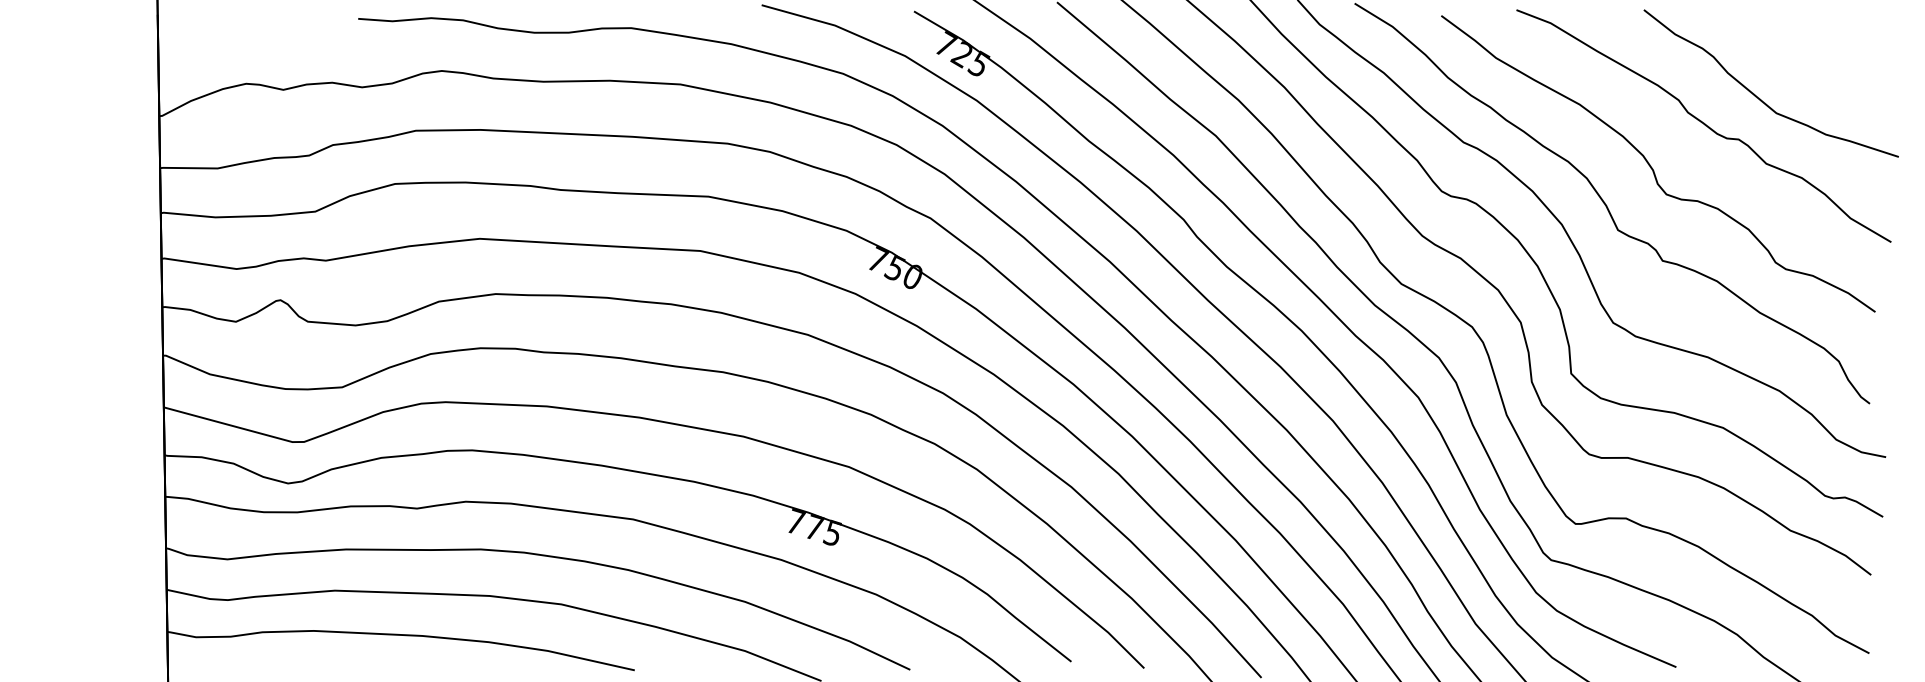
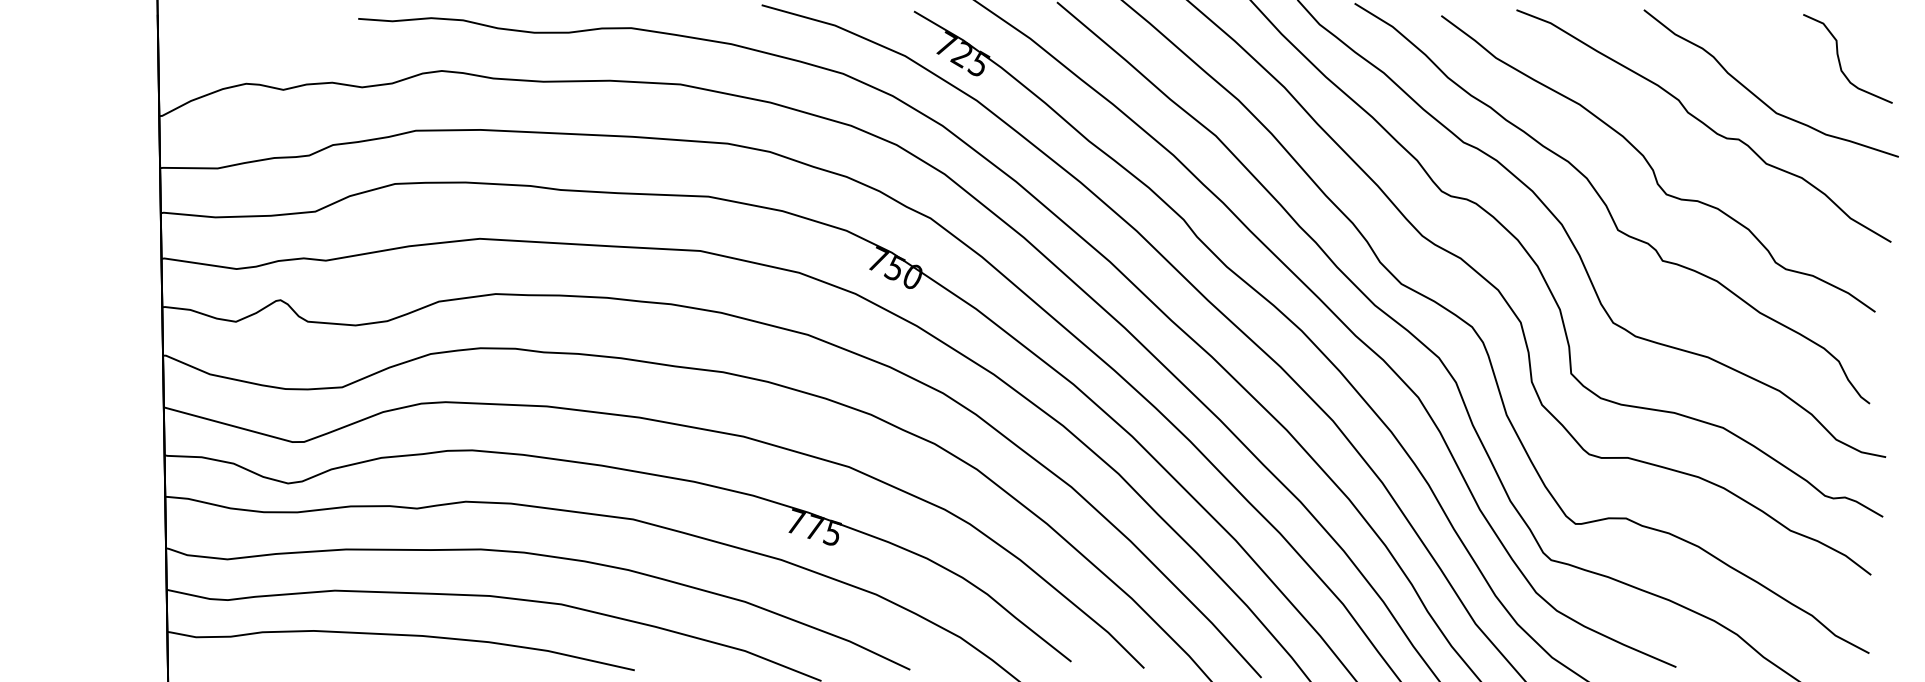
part: none -> present (1840, 61)
